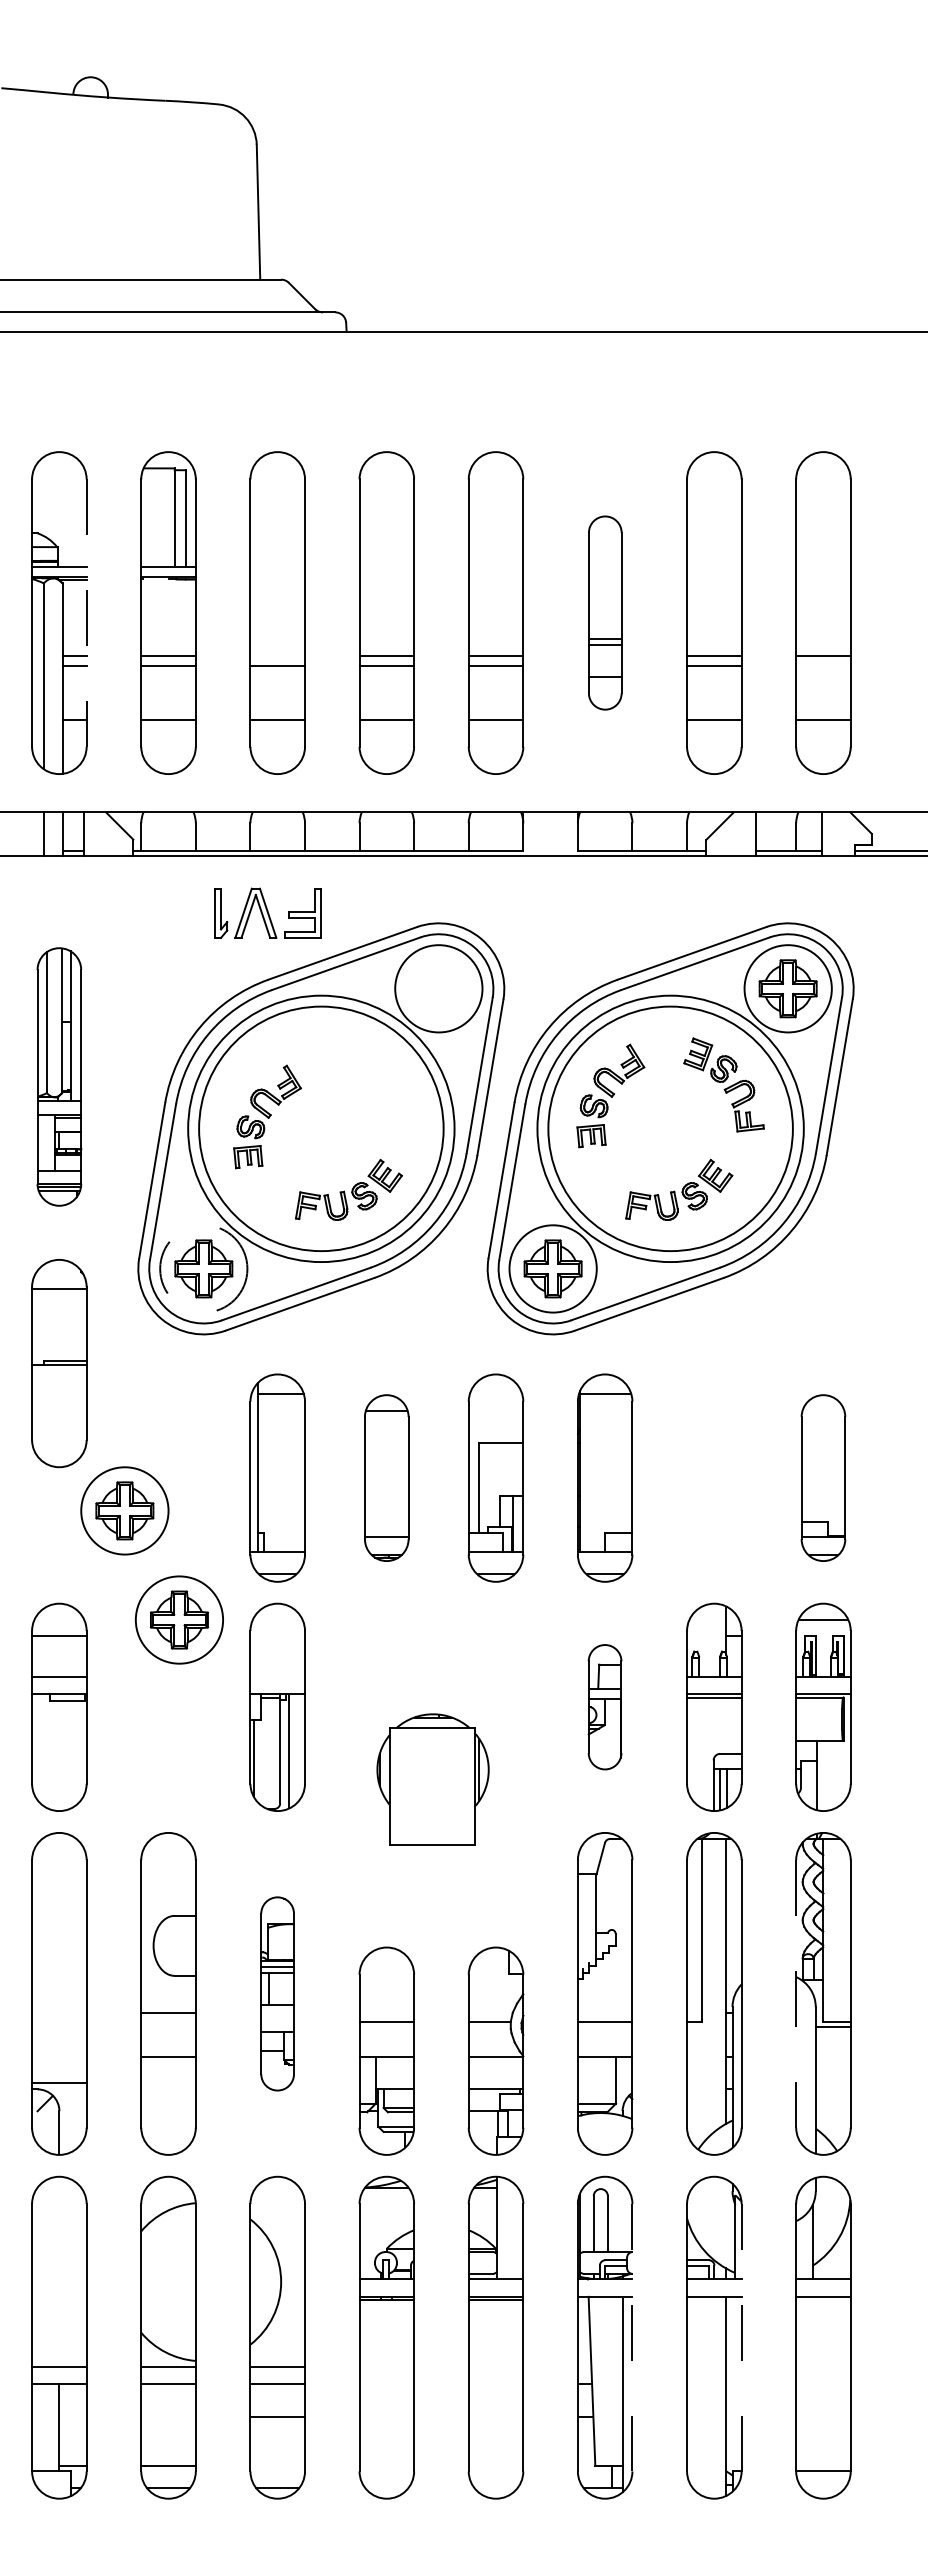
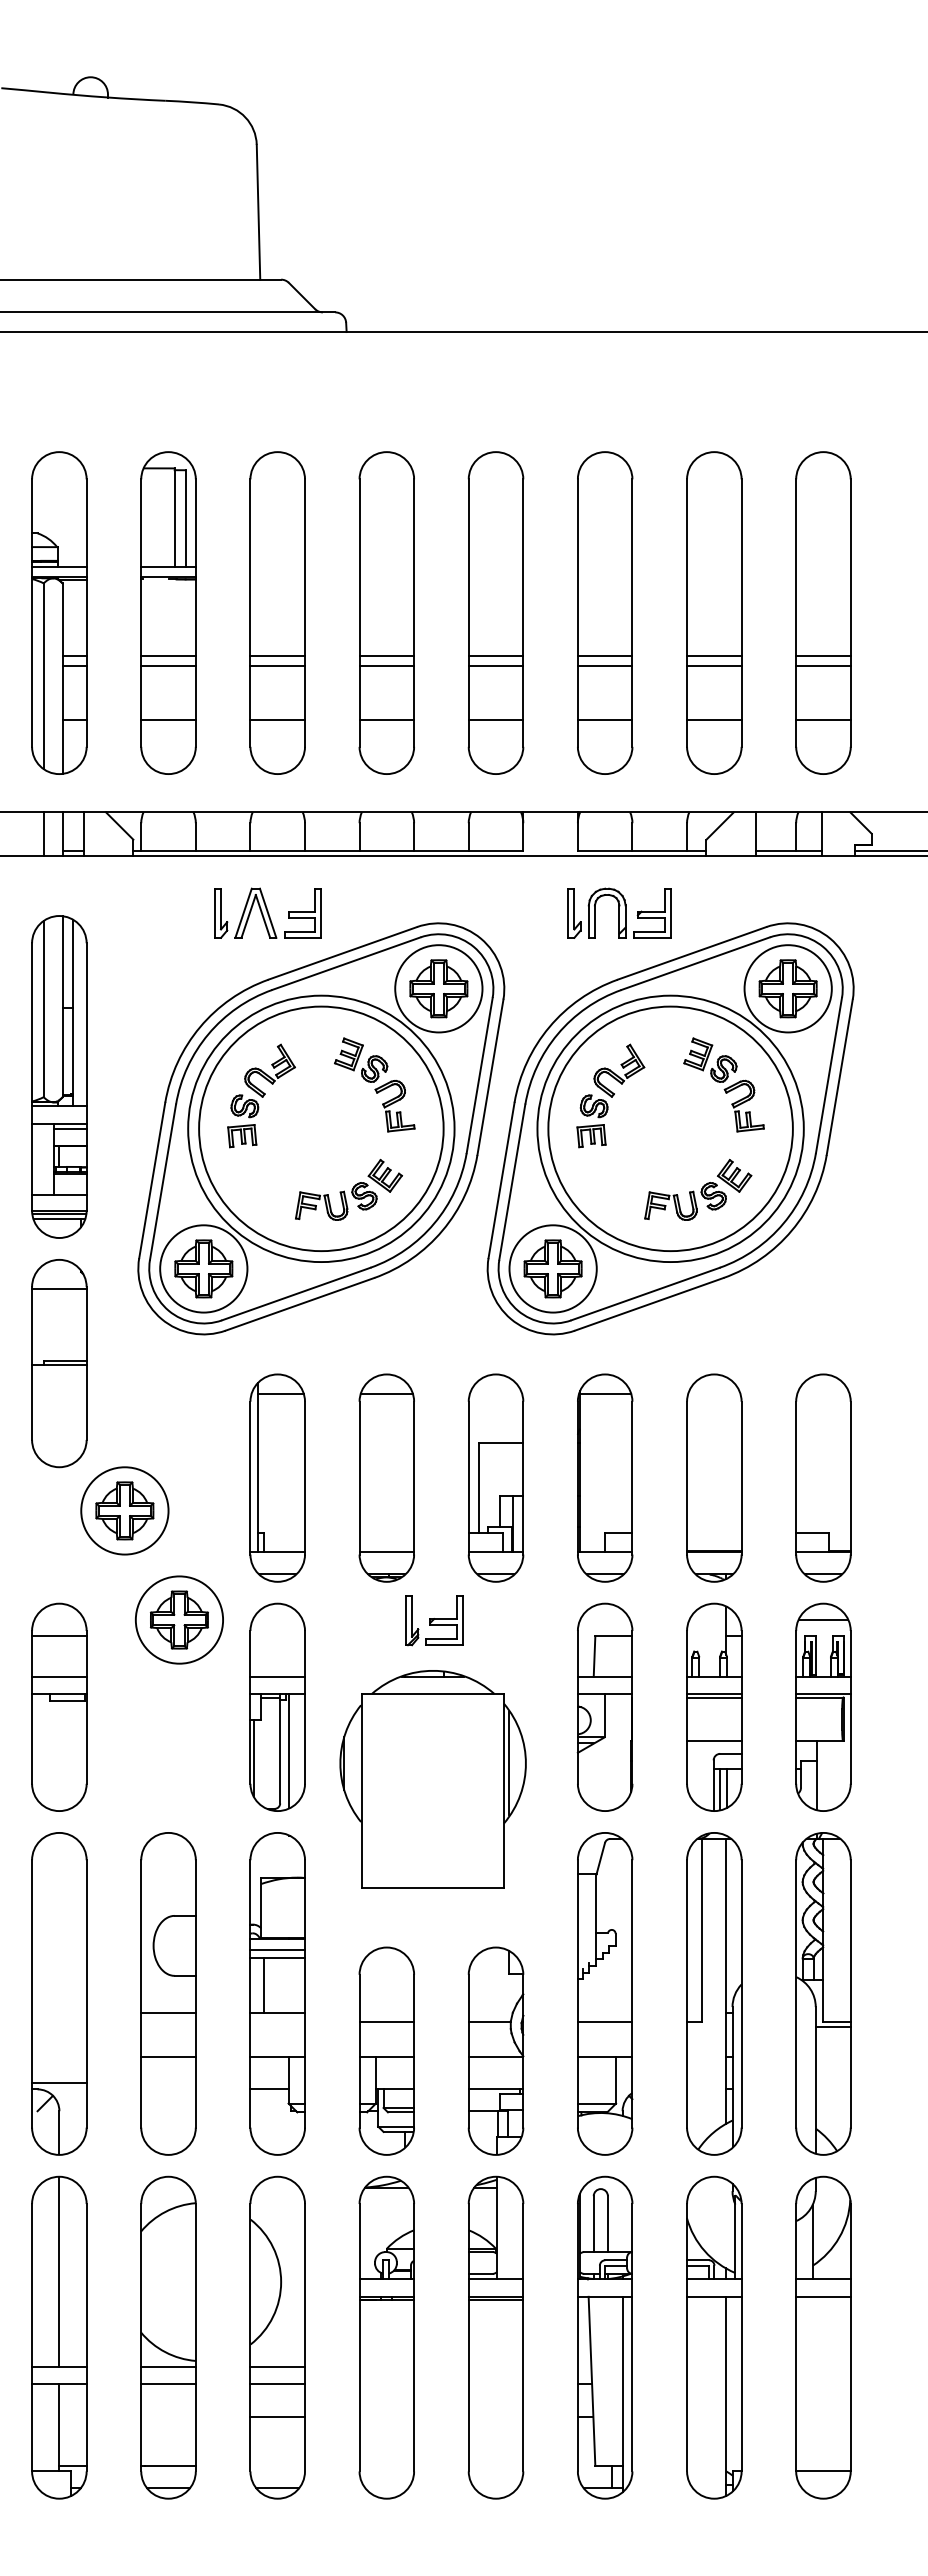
part size: 35x196 px -> 57x324 px (605, 612)
line: dashed -> solid (86, 613)
line: none -> present (277, 656)
line: none -> present (823, 665)
part: none -> present (619, 912)
part: none -> present (438, 988)
part size: 47x260 px -> 57x324 px (59, 1076)
part: none -> present (374, 1084)
part position: (267, 1116) -> (261, 1095) (261, 1095)
part position: (679, 1189) -> (698, 1189) (698, 1189)
circle: dashed -> solid (203, 1268)
part size: 46x168 px -> 57x210 px (386, 1477)
part: none -> present (714, 1477)
part size: 47x168 px -> 57x210 px (823, 1477)
part: none -> present (434, 1620)
line: none -> present (277, 1676)
part size: 36x127 px -> 58x210 px (604, 1706)
line: none -> present (714, 1741)
part size: 114x133 px -> 188x219 px (432, 1779)
part size: 35x196 px -> 57x324 px (277, 1993)
line: dashed -> solid (796, 1993)
line: none -> present (59, 2271)
line: dashed -> solid (632, 2337)
line: dashed -> solid (741, 2337)
